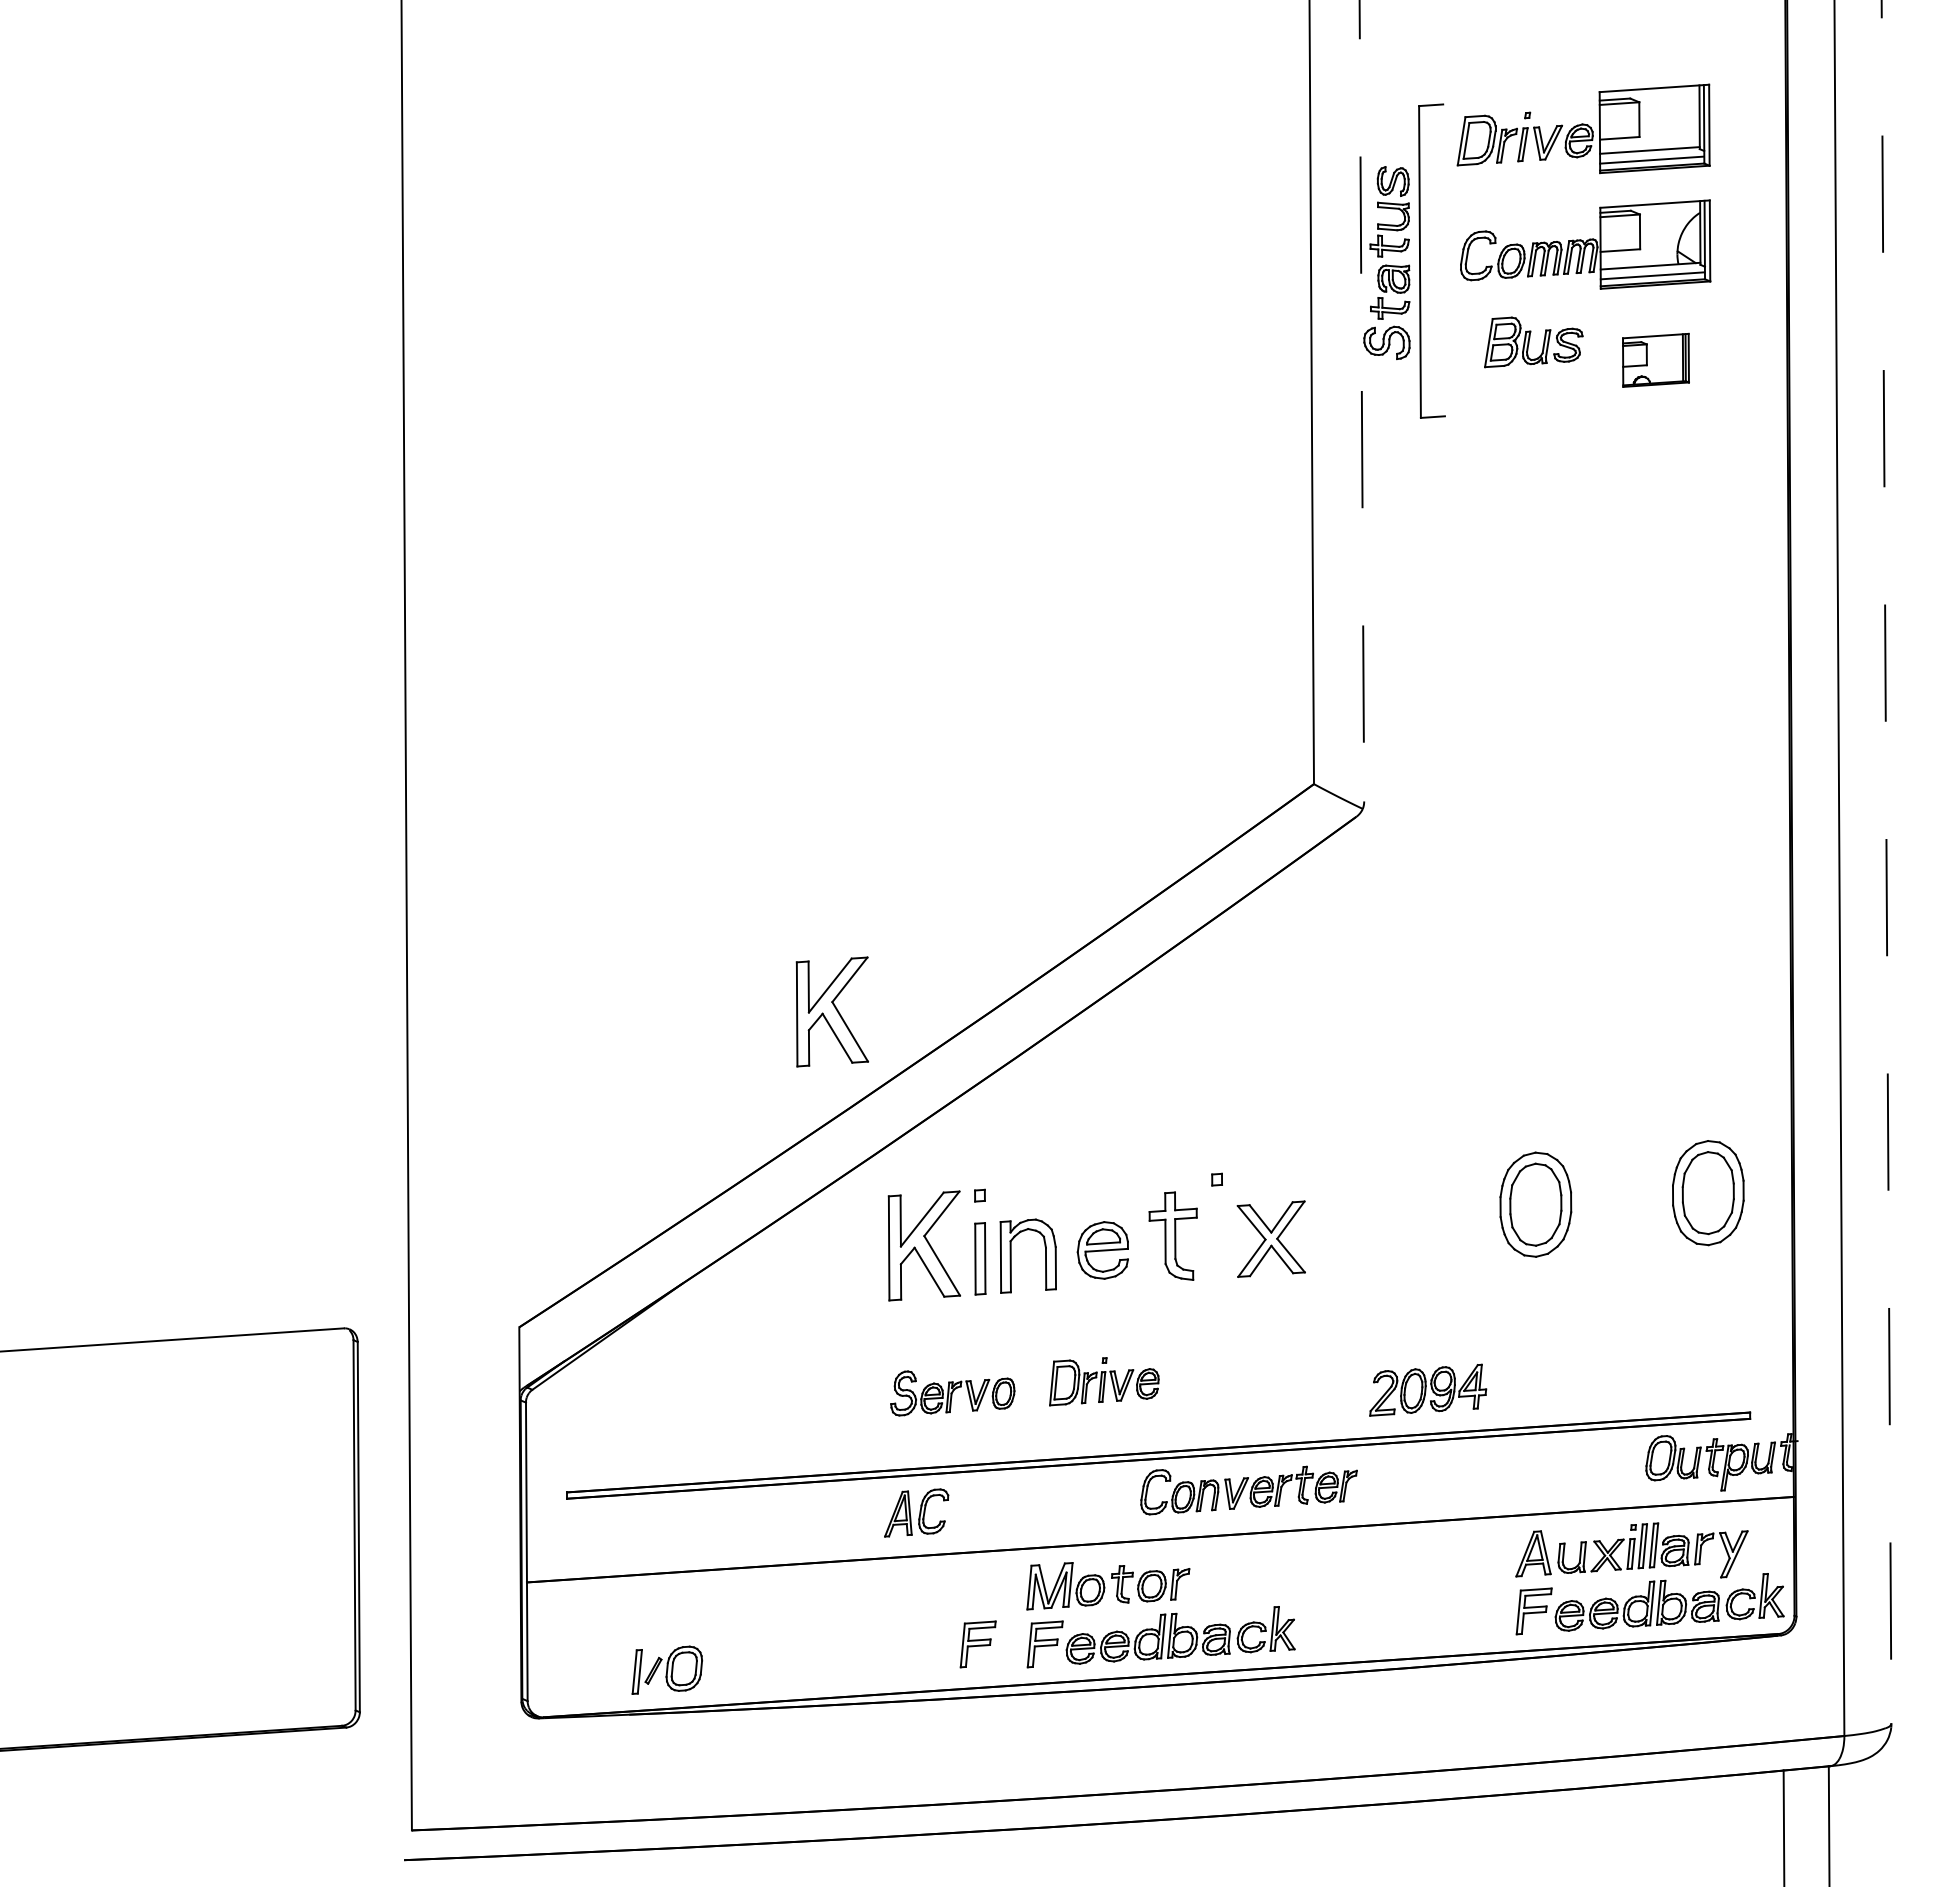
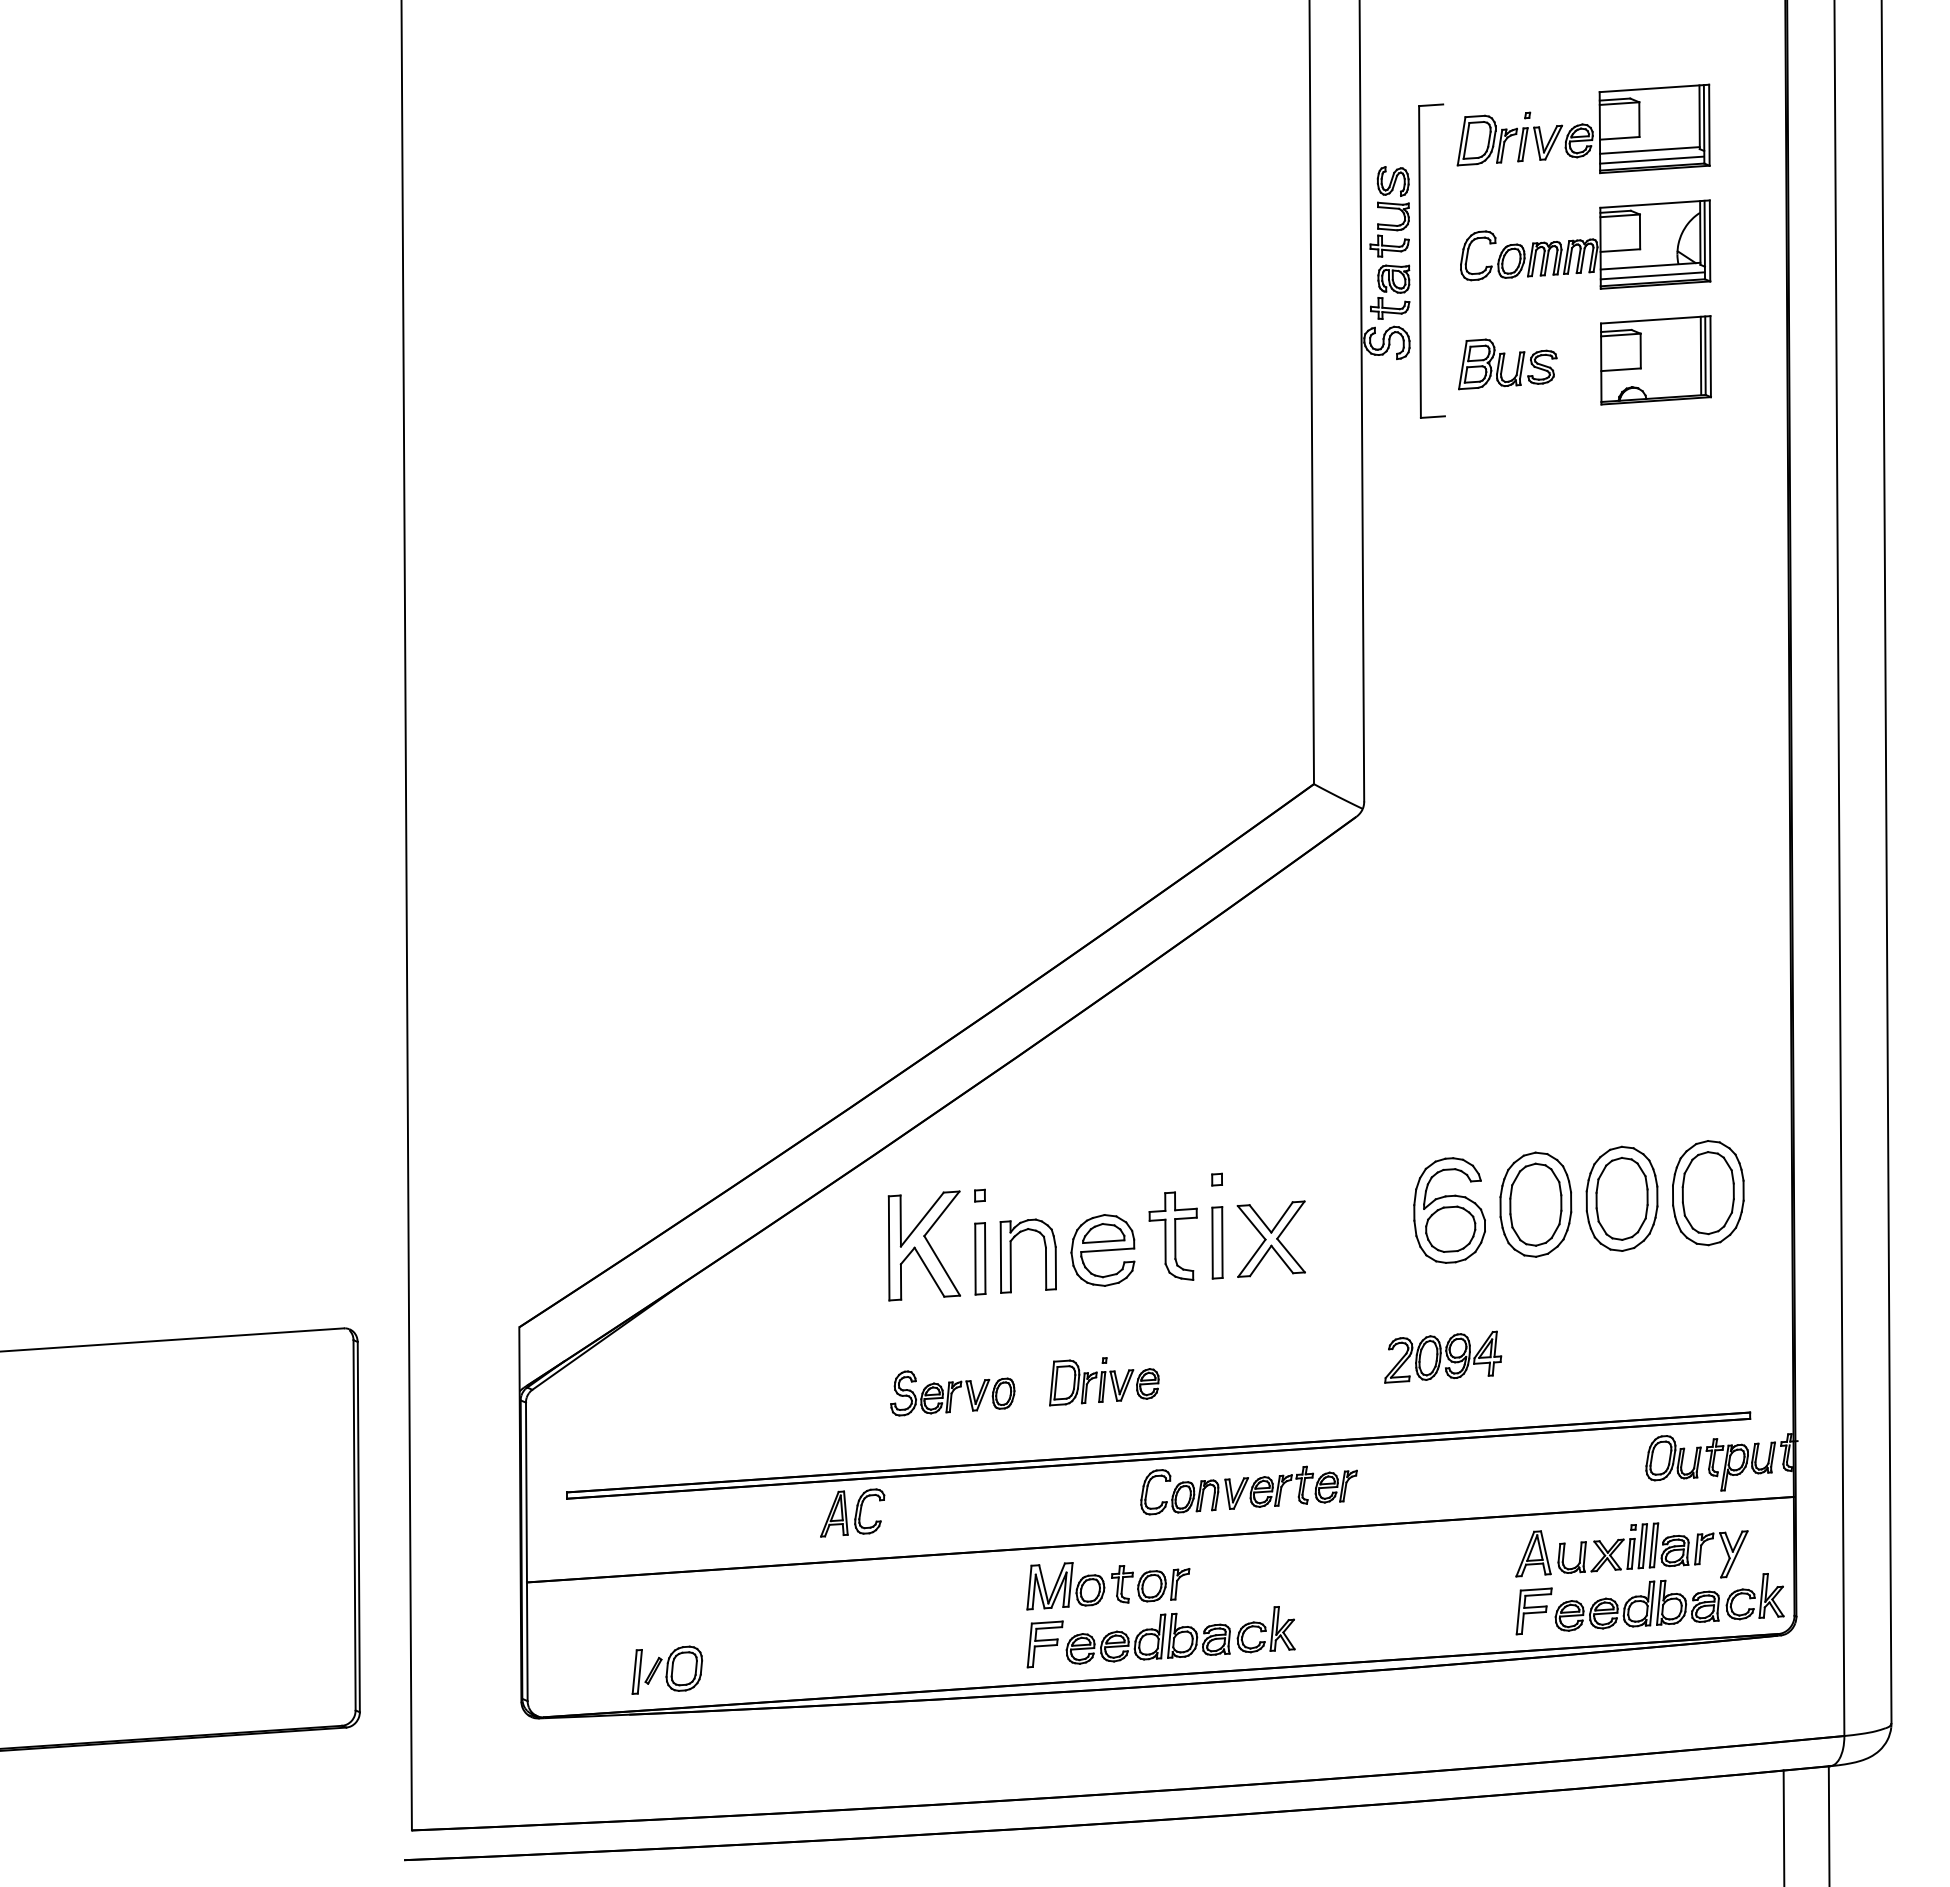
part position: (1533, 342) -> (1507, 364) (1507, 364)
part size: 68x56 px -> 112x91 px (1655, 360)
line: dashed -> solid (1361, 401)
line: dashed -> solid (1886, 862)
part: present -> none (831, 1011)
part: none -> present (1621, 1198)
part: none -> present (1449, 1210)
part: none -> present (1217, 1242)
part size: 53x59 px -> 66x73 px (1102, 1250)
part position: (1428, 1389) -> (1443, 1356) (1443, 1356)
part position: (916, 1512) -> (852, 1512) (852, 1512)
part: present -> none (977, 1644)
